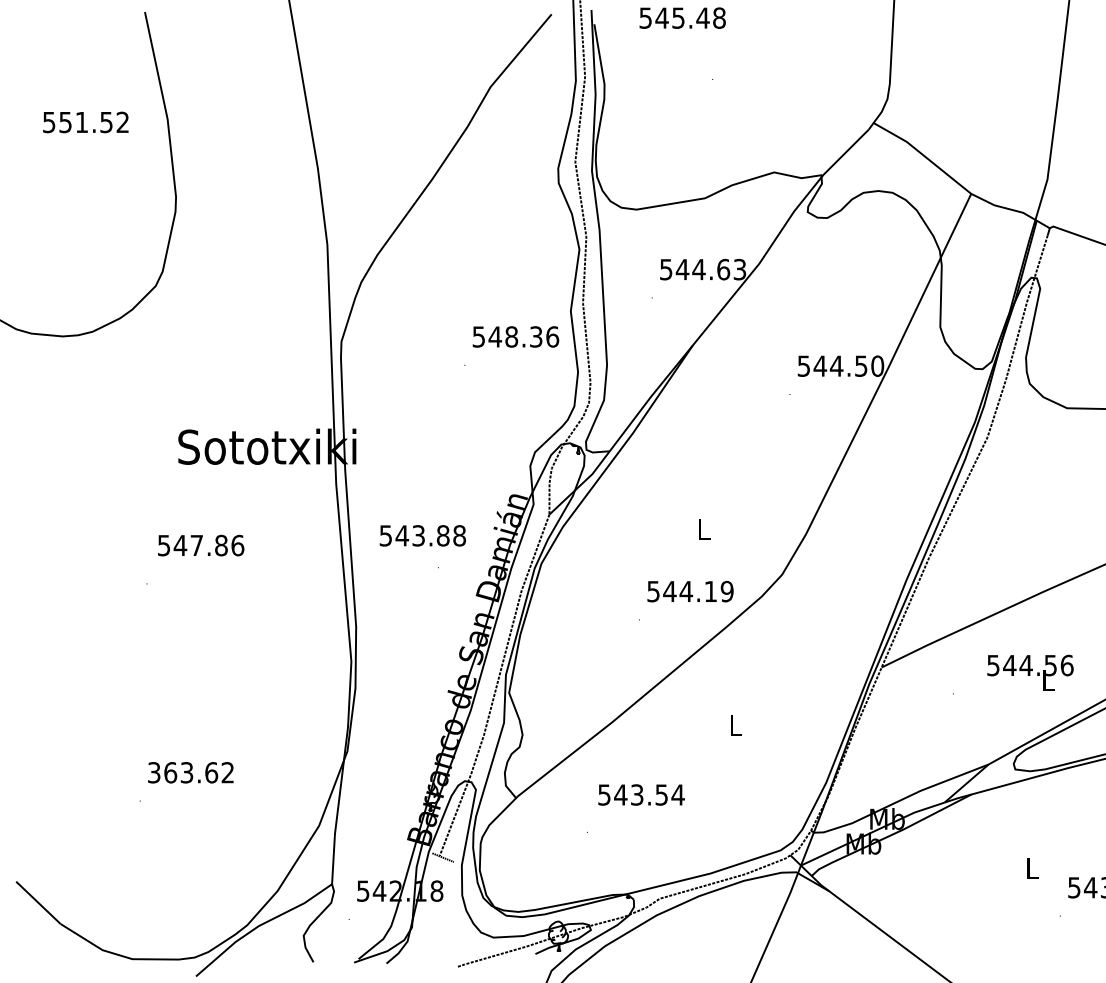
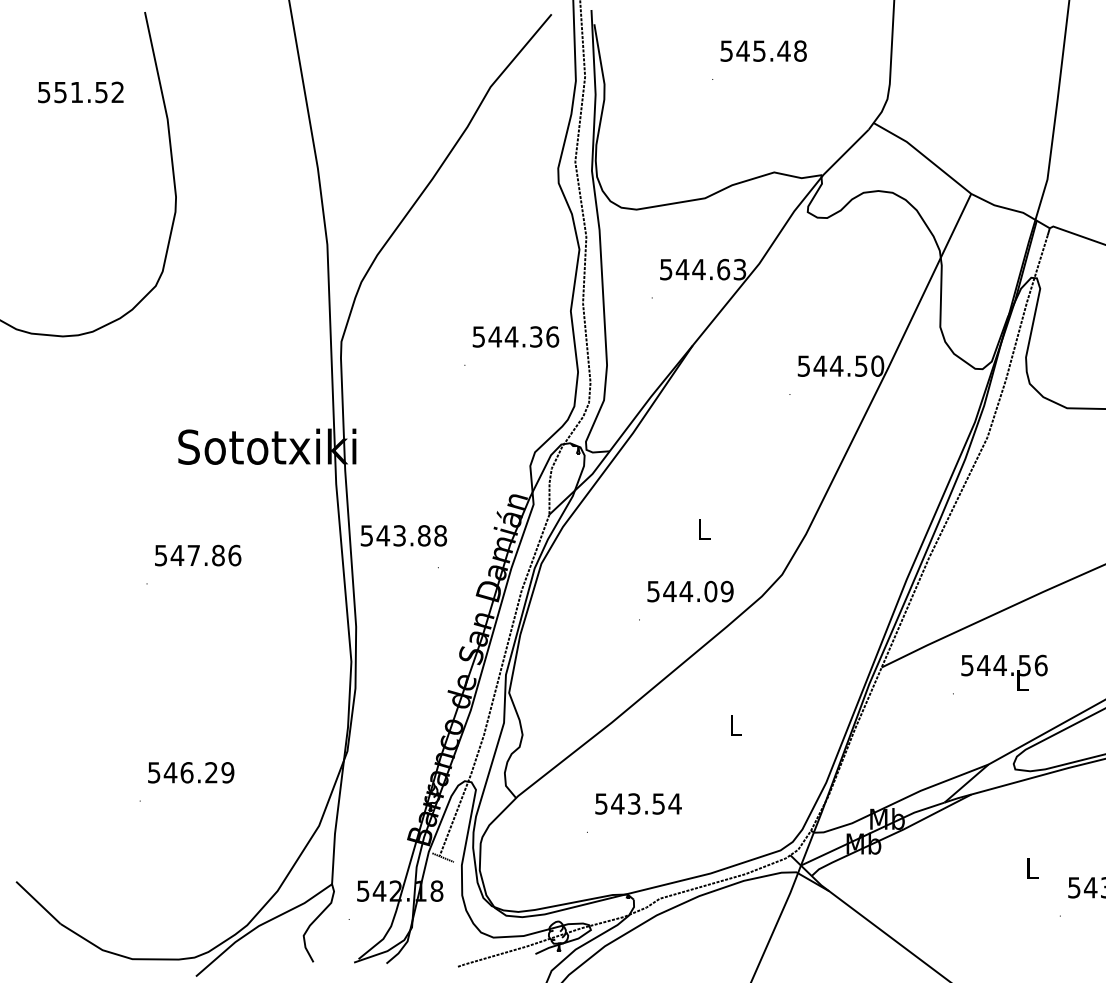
text position: (682, 17) -> (763, 50) (763, 50)
text position: (85, 122) -> (80, 92) (80, 92)
text: 548.36 -> 544.36 (511, 336)
text position: (422, 535) -> (403, 535) (403, 535)
text position: (201, 545) -> (198, 555) (198, 555)
text: 544.19 -> 544.09 (710, 591)
text position: (1030, 672) -> (1004, 672) (1004, 672)
text: 363.62 -> 546.29 (191, 772)
text position: (641, 794) -> (638, 803) (638, 803)
